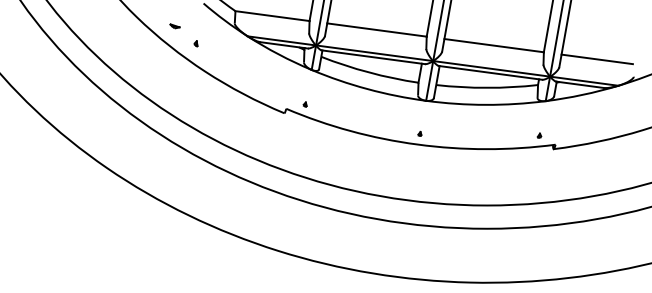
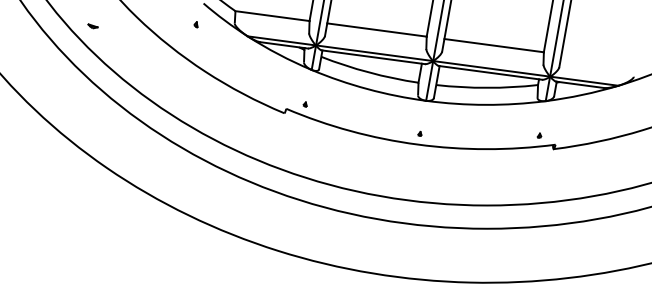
part position: (174, 26) -> (92, 26) (92, 26)
part position: (195, 43) -> (195, 24) (195, 24)
line: present -> none (596, 59)
